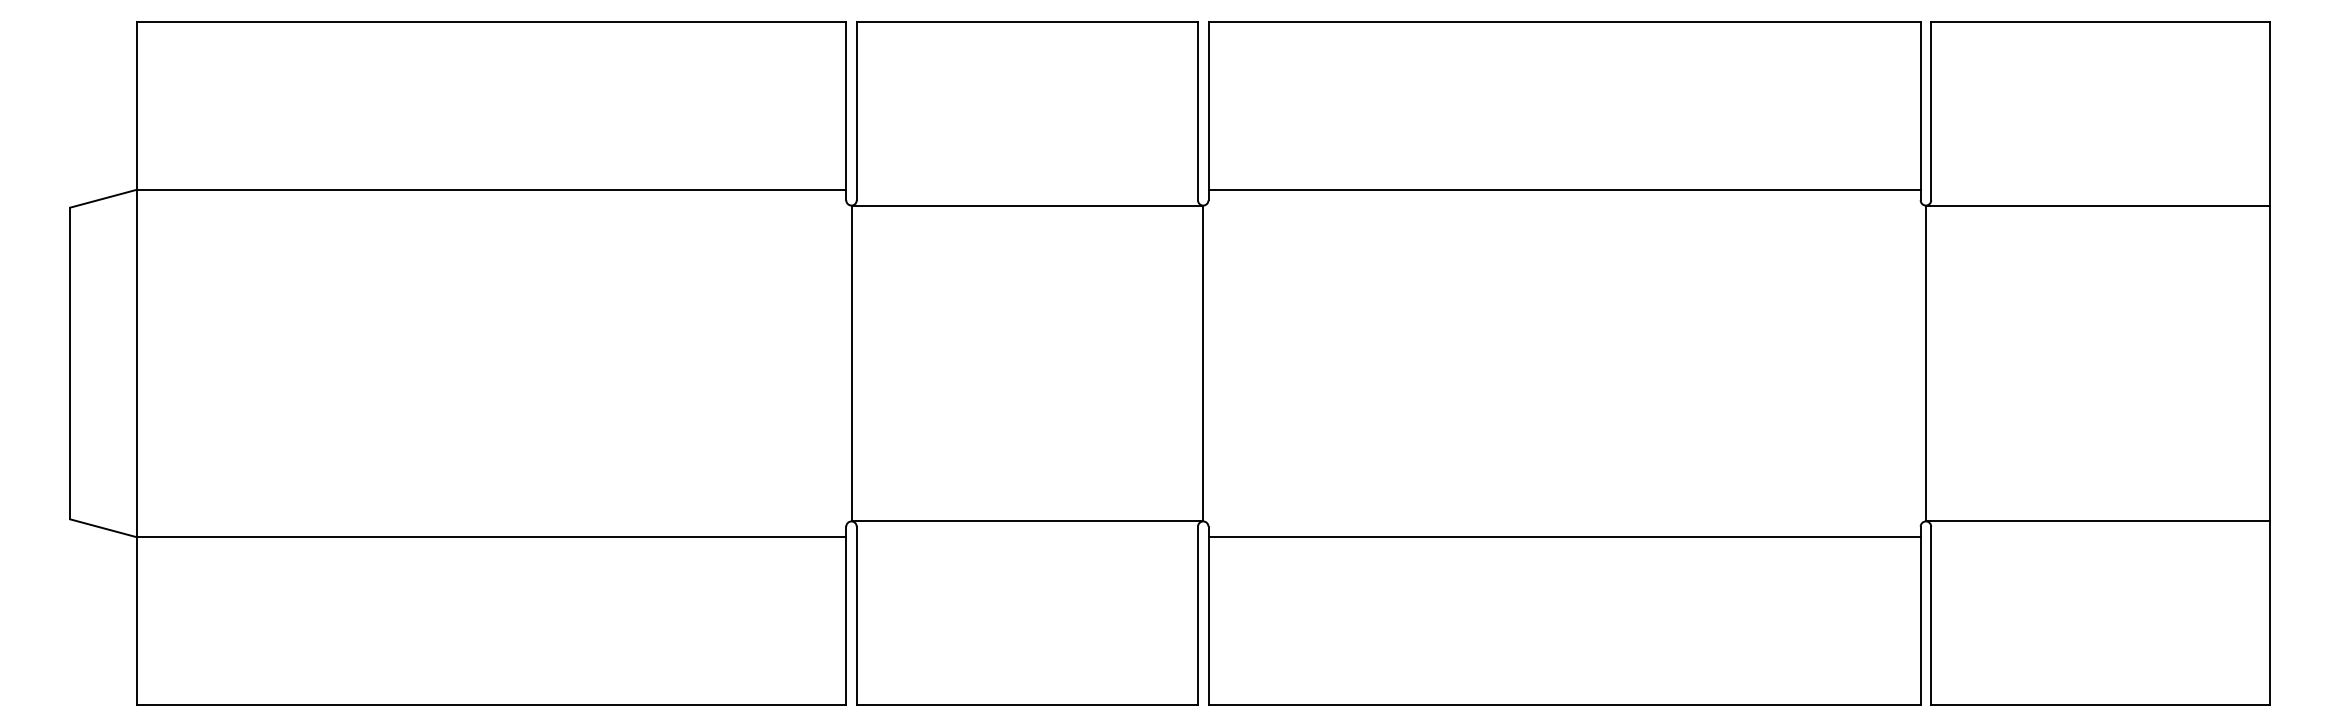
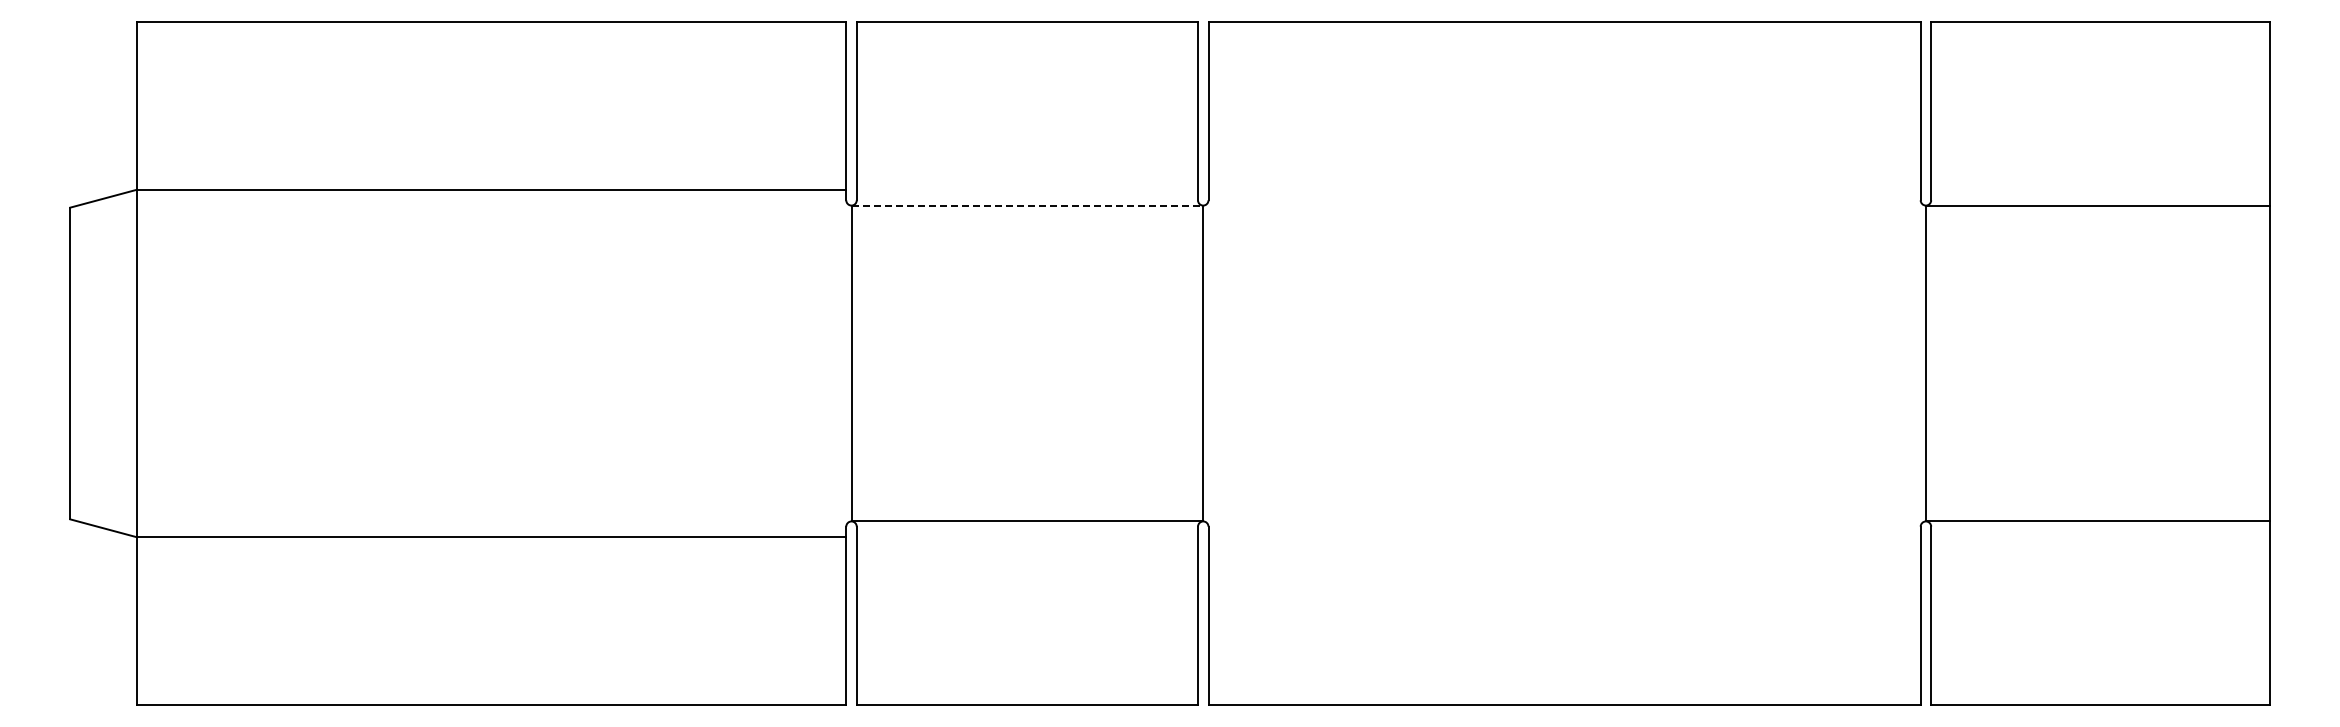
line: present -> none (1564, 189)
line: solid -> dashed (1027, 205)
line: present -> none (1564, 537)
